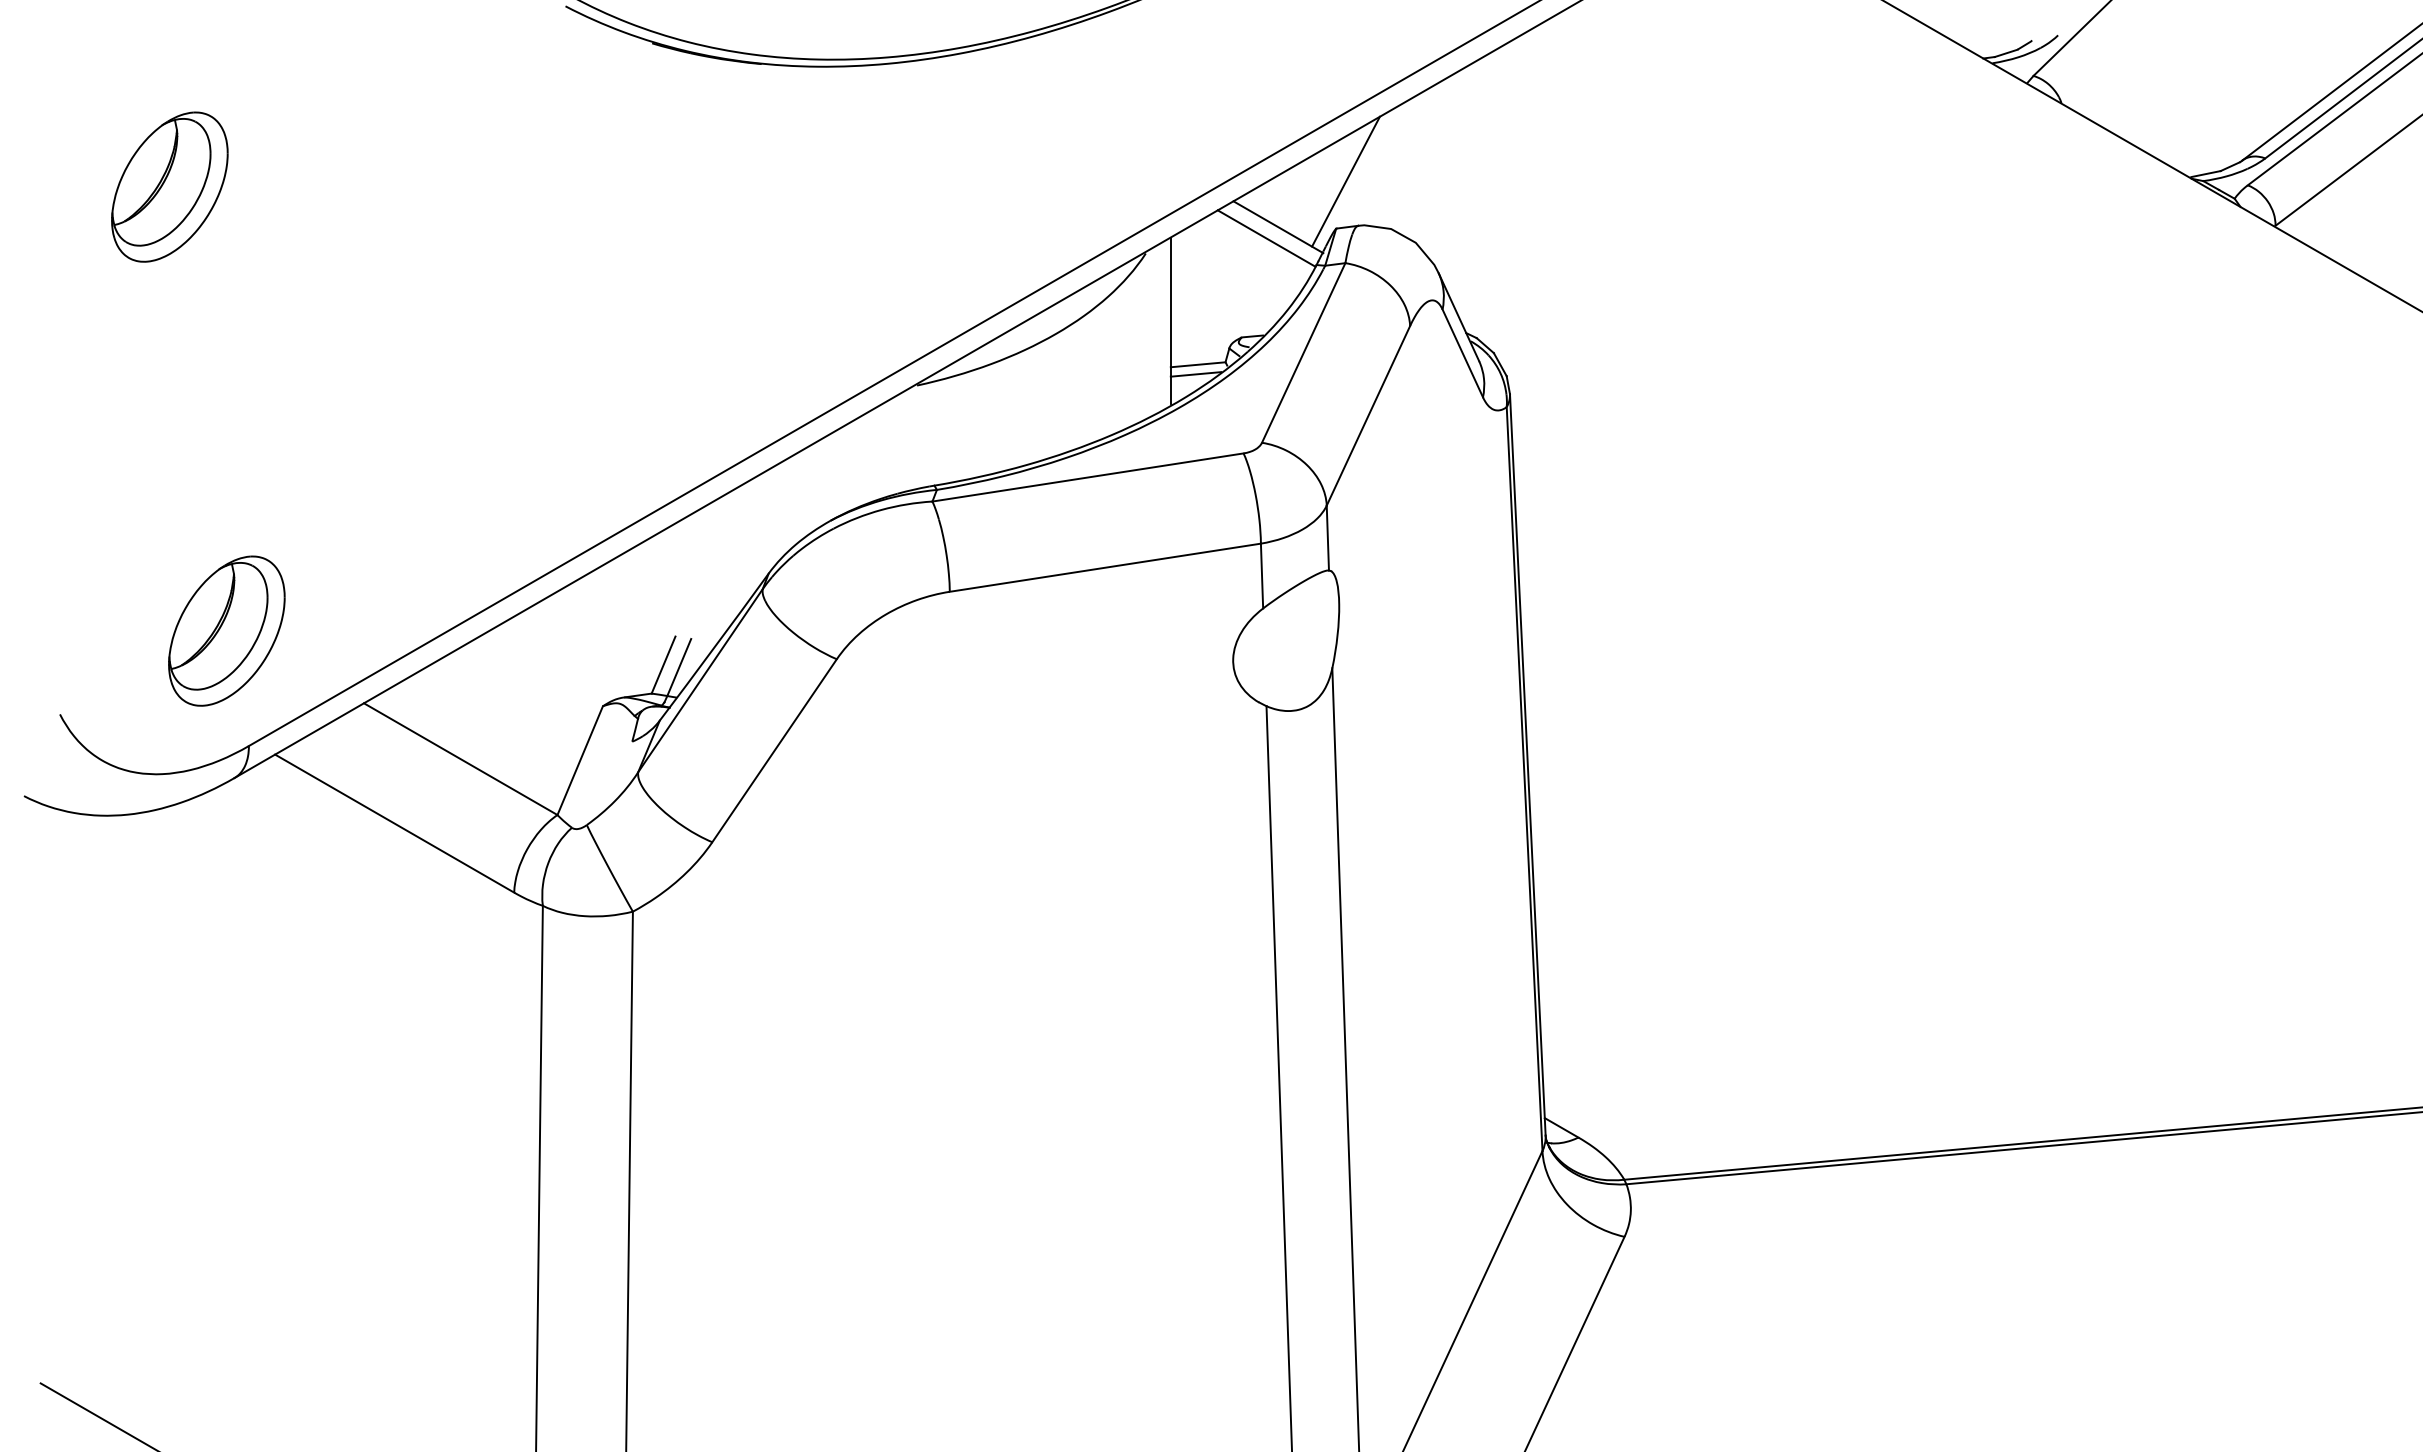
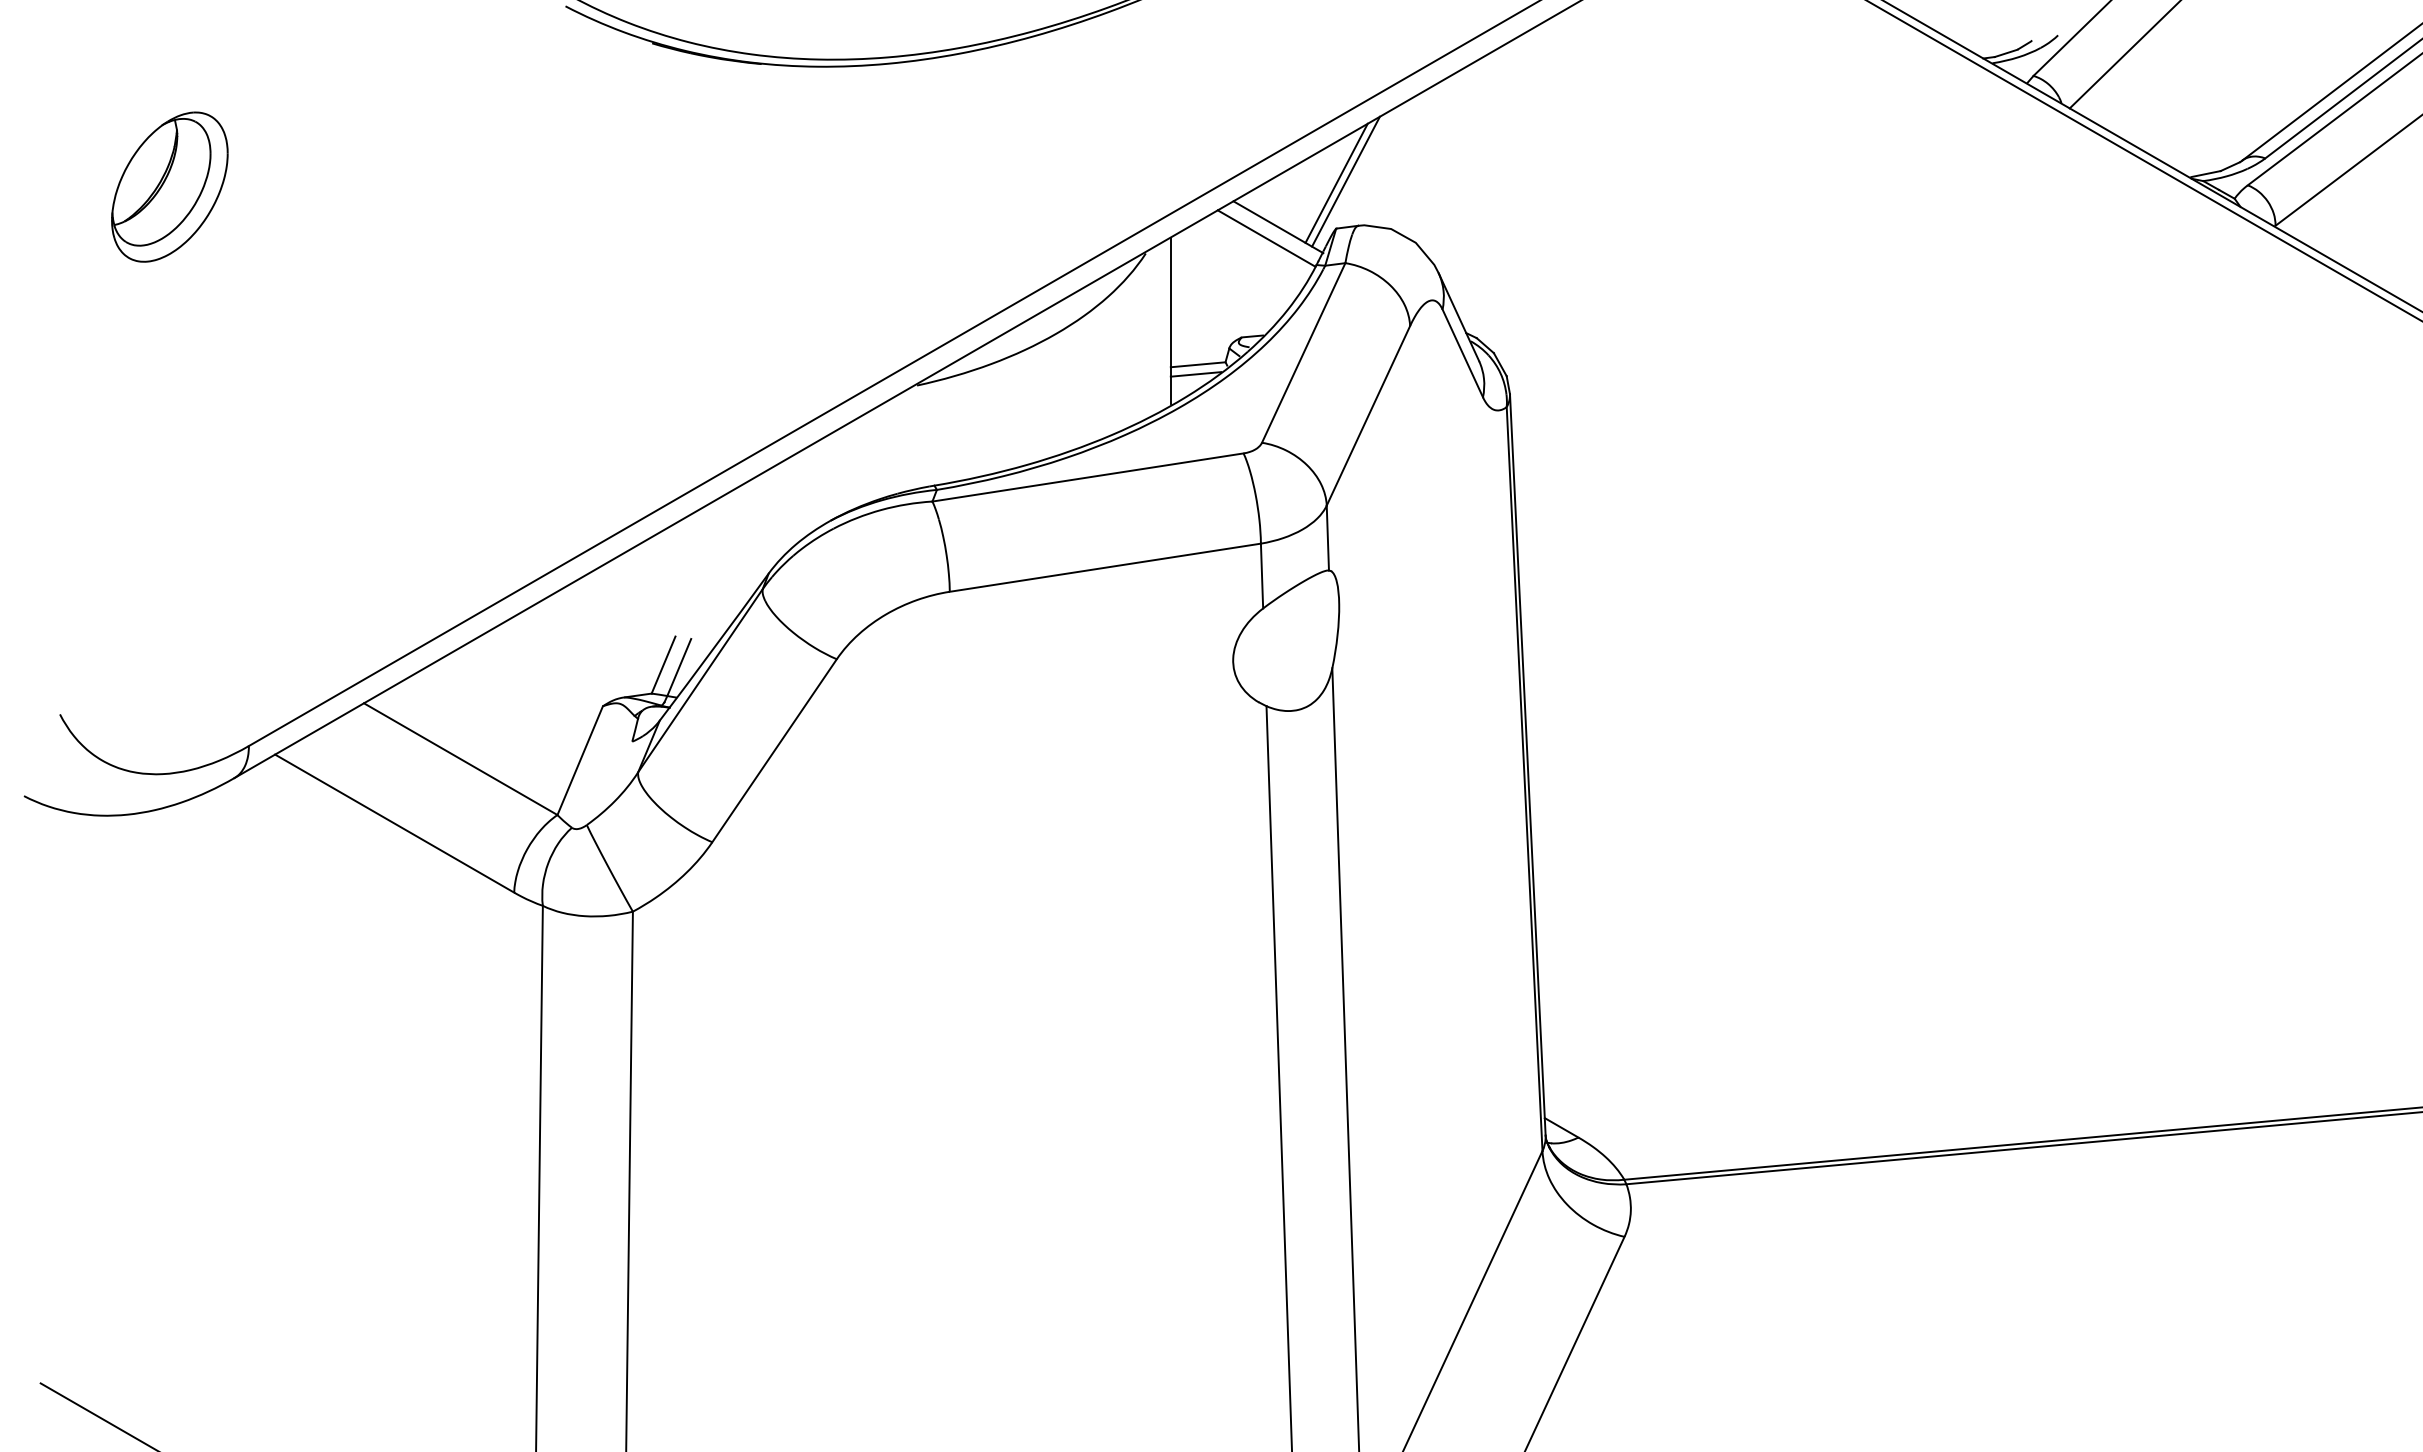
line: none -> present (2123, 55)
line: none -> present (2144, 160)
line: none -> present (1336, 182)
part: present -> none (226, 630)
